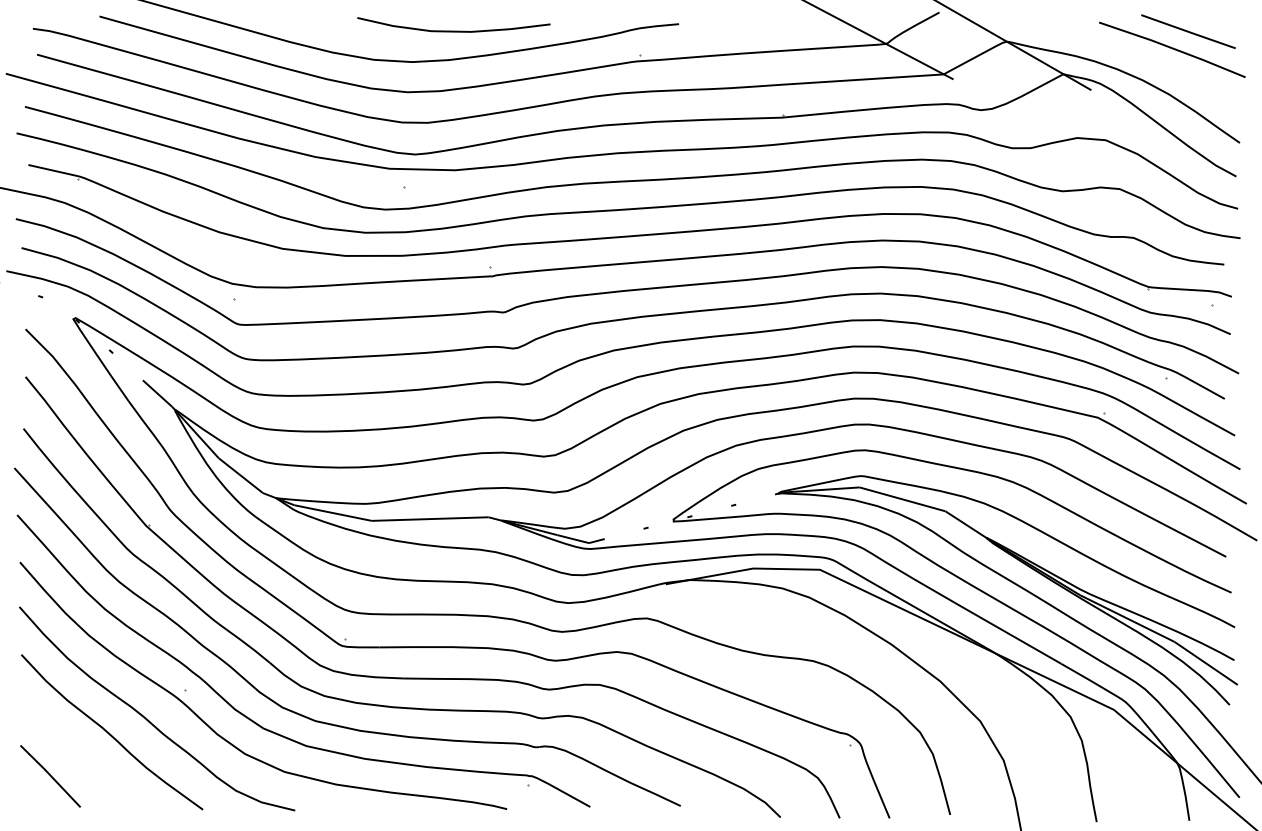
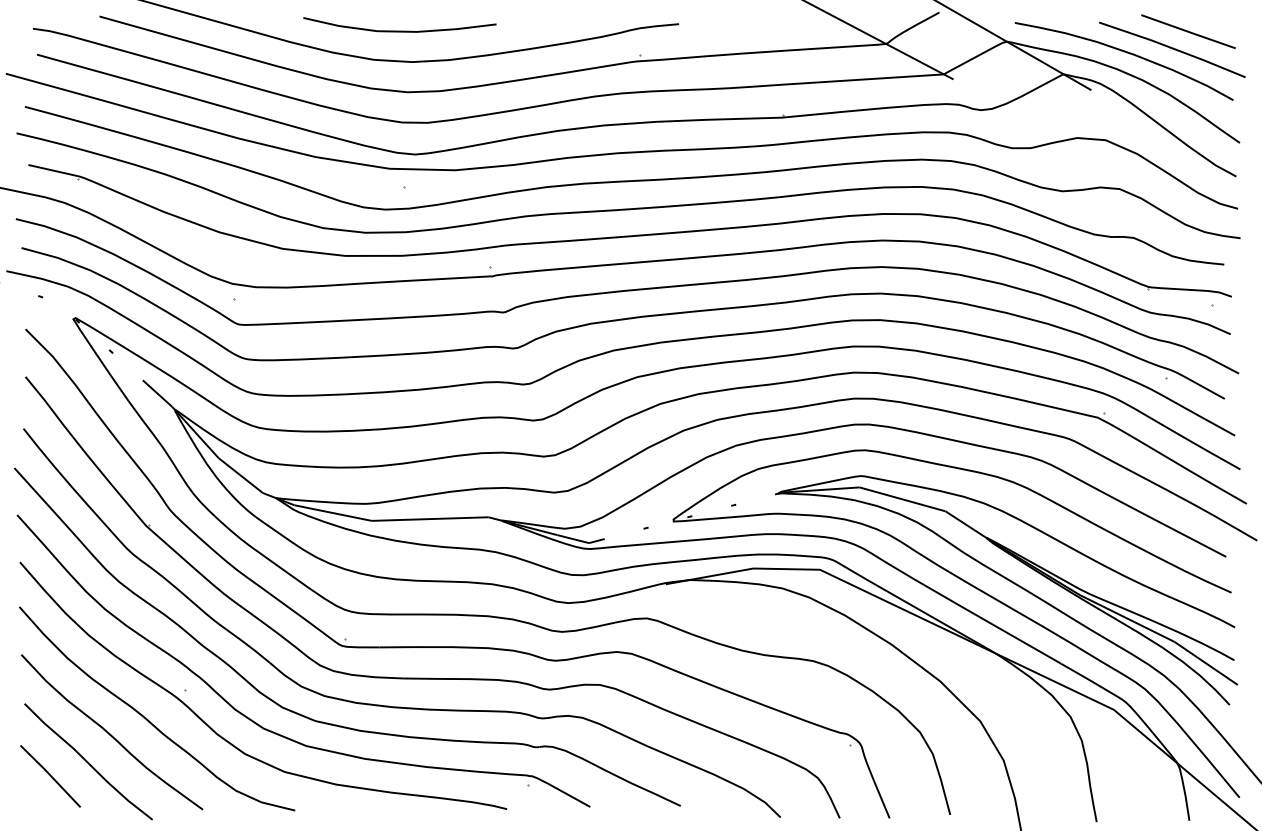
curve position: (453, 30) -> (399, 30) (399, 30)
curve: none -> present (1126, 53)
curve: none -> present (88, 761)
